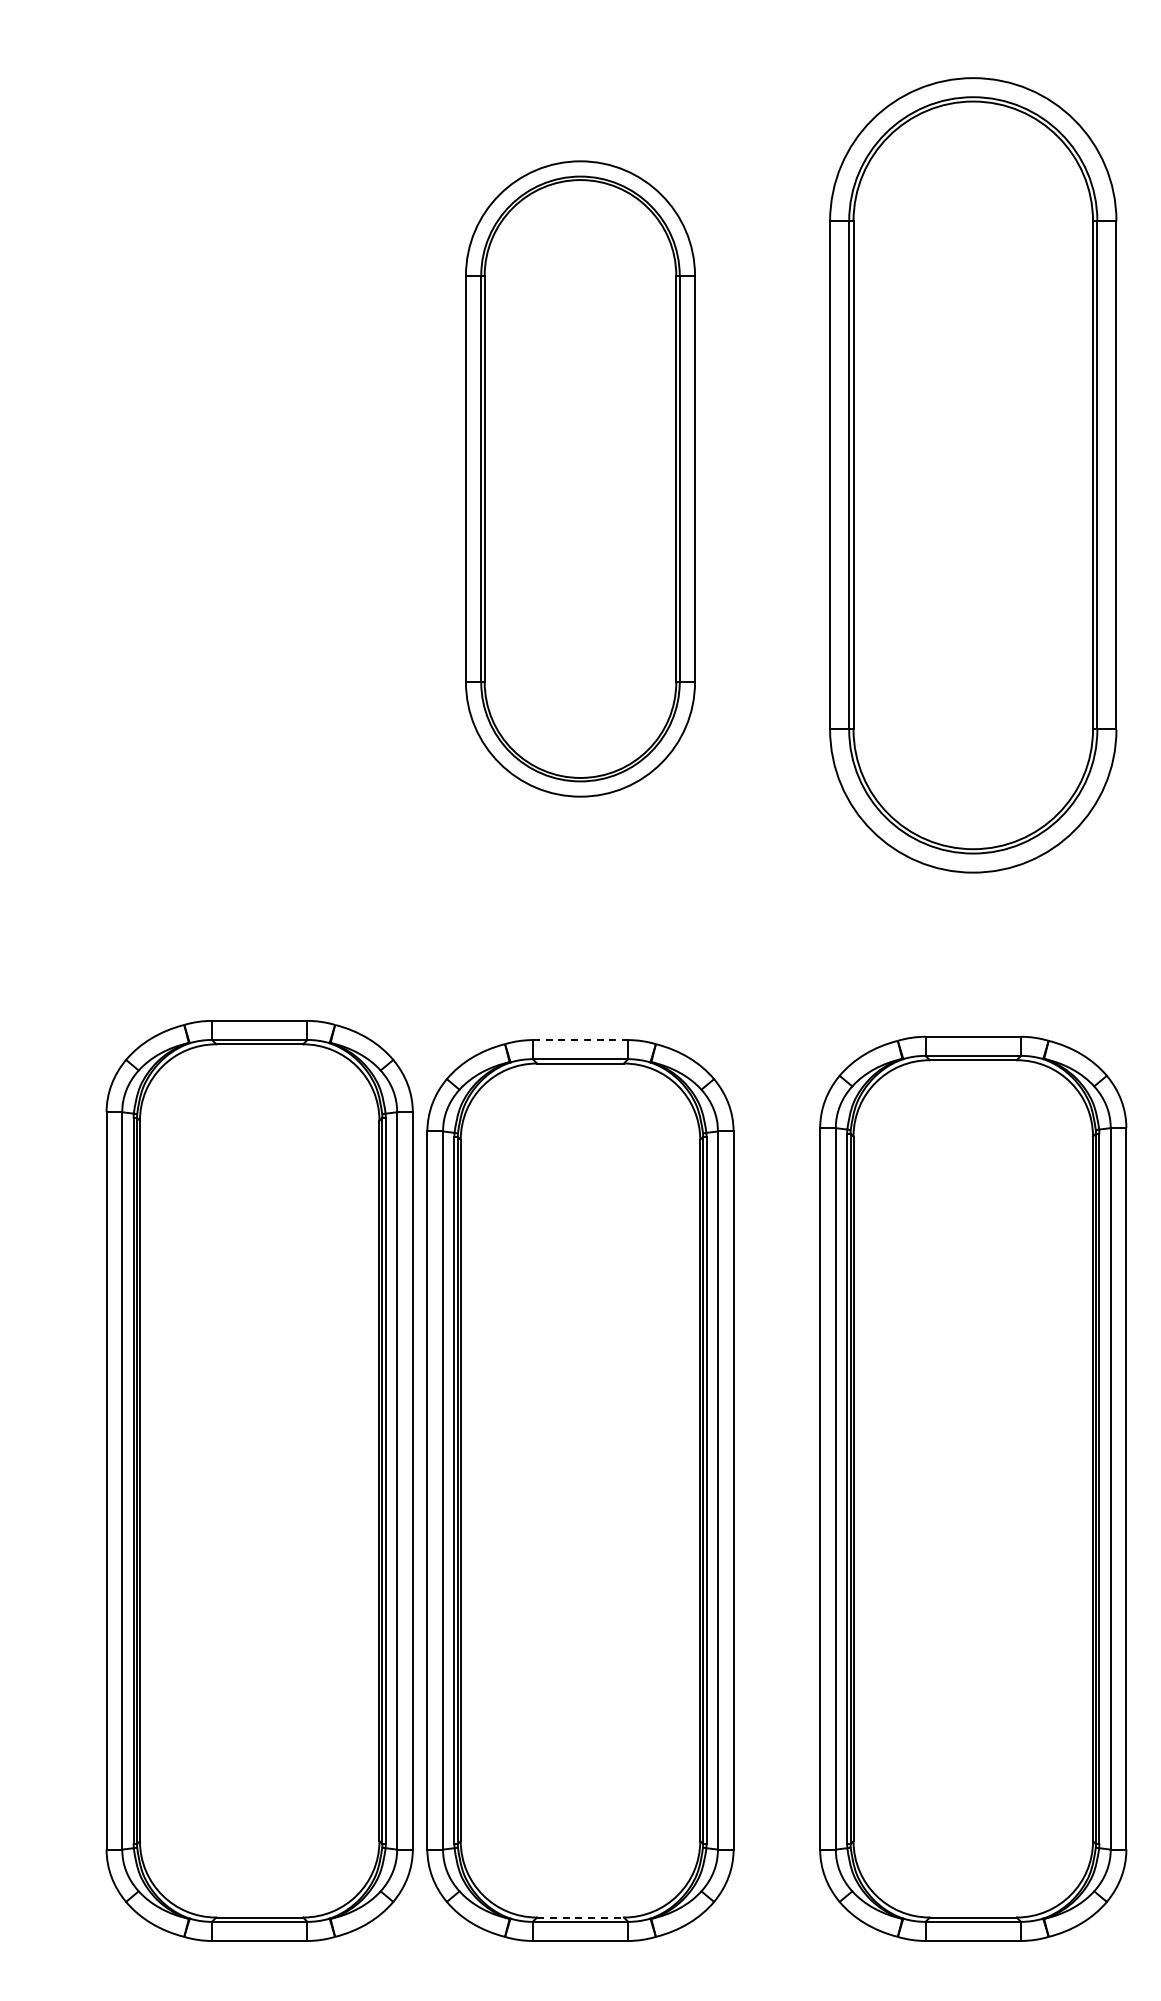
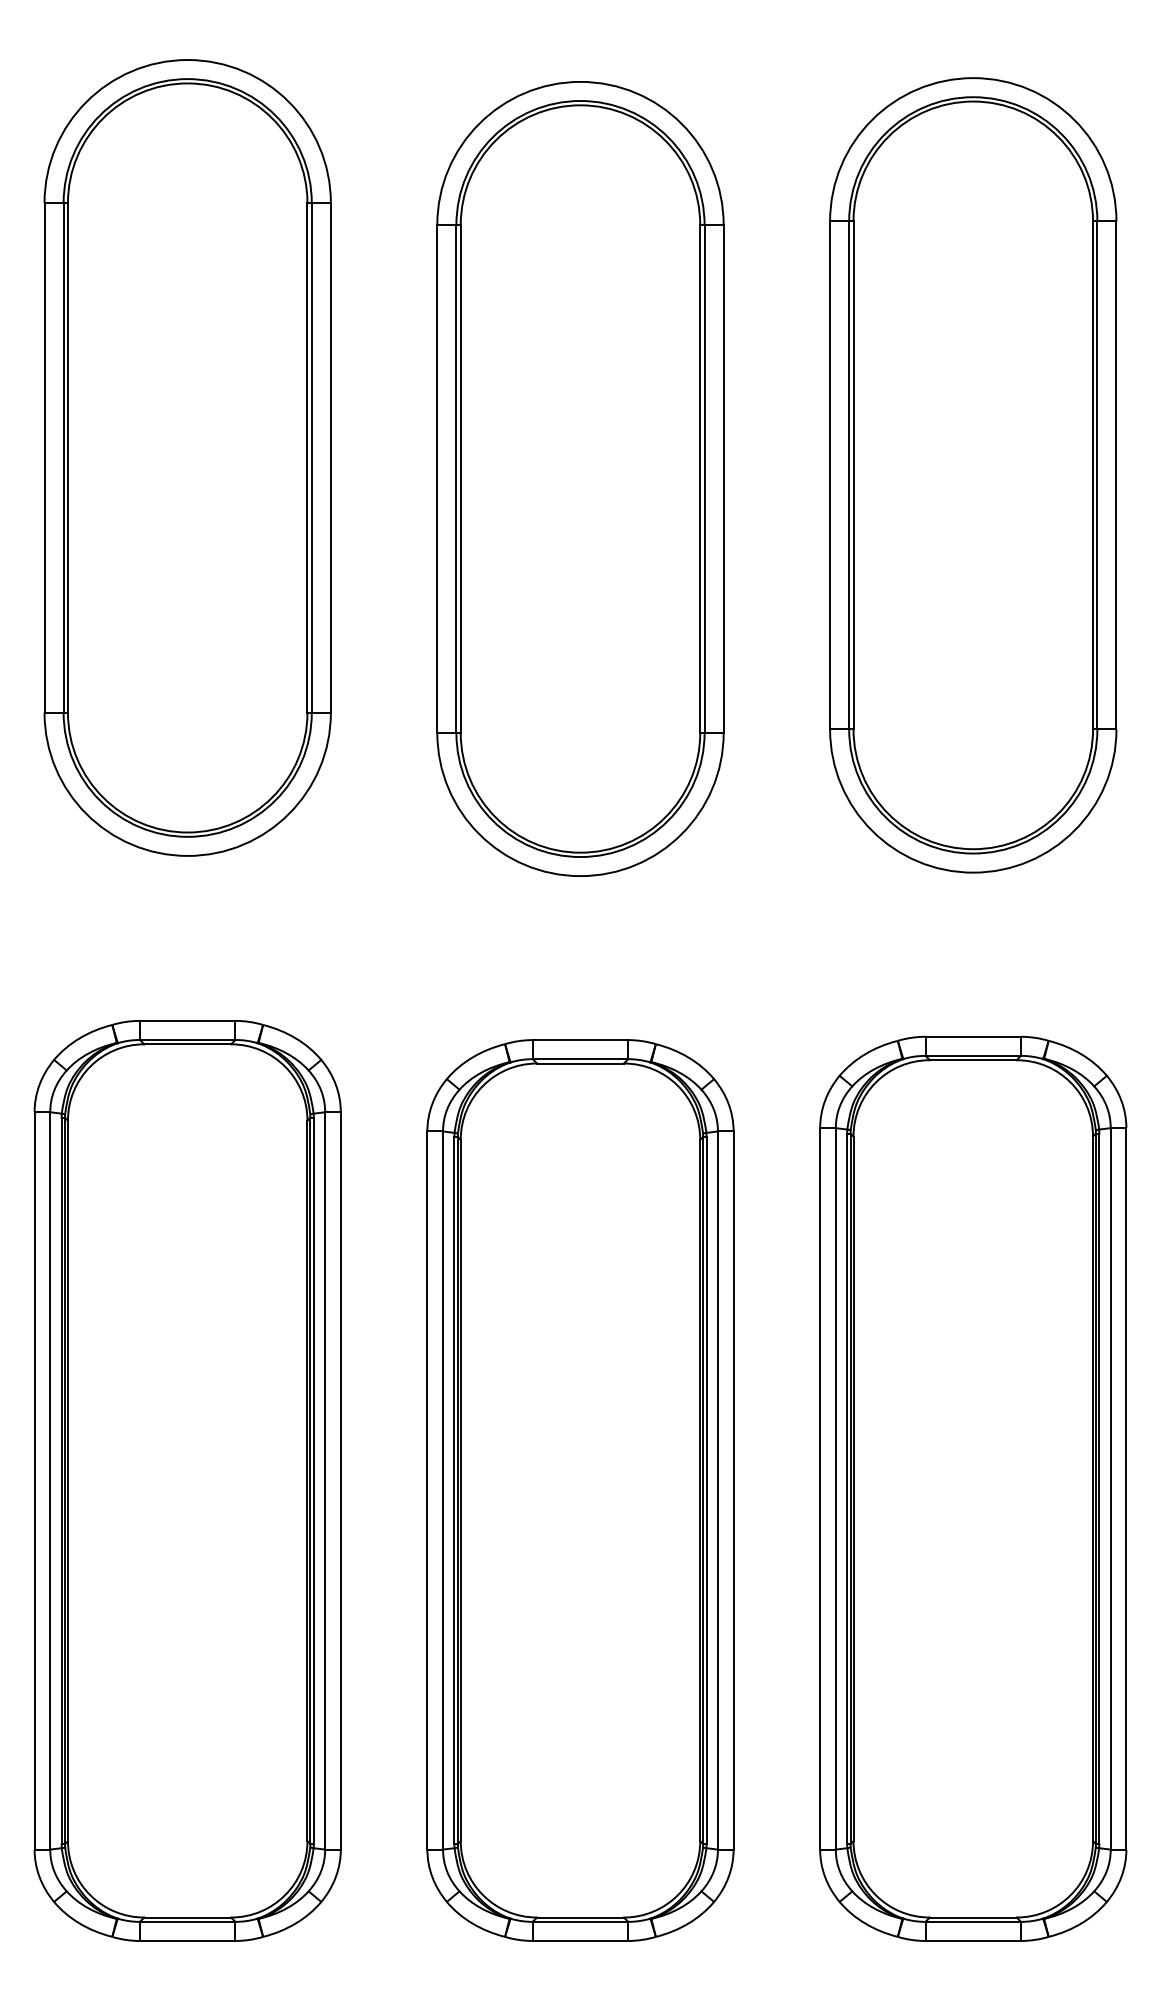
part: none -> present (187, 457)
part size: 231x638 px -> 289x796 px (580, 478)
line: dashed -> solid (580, 1040)
part position: (259, 1480) -> (187, 1480) (187, 1480)
line: dashed -> solid (580, 1917)
